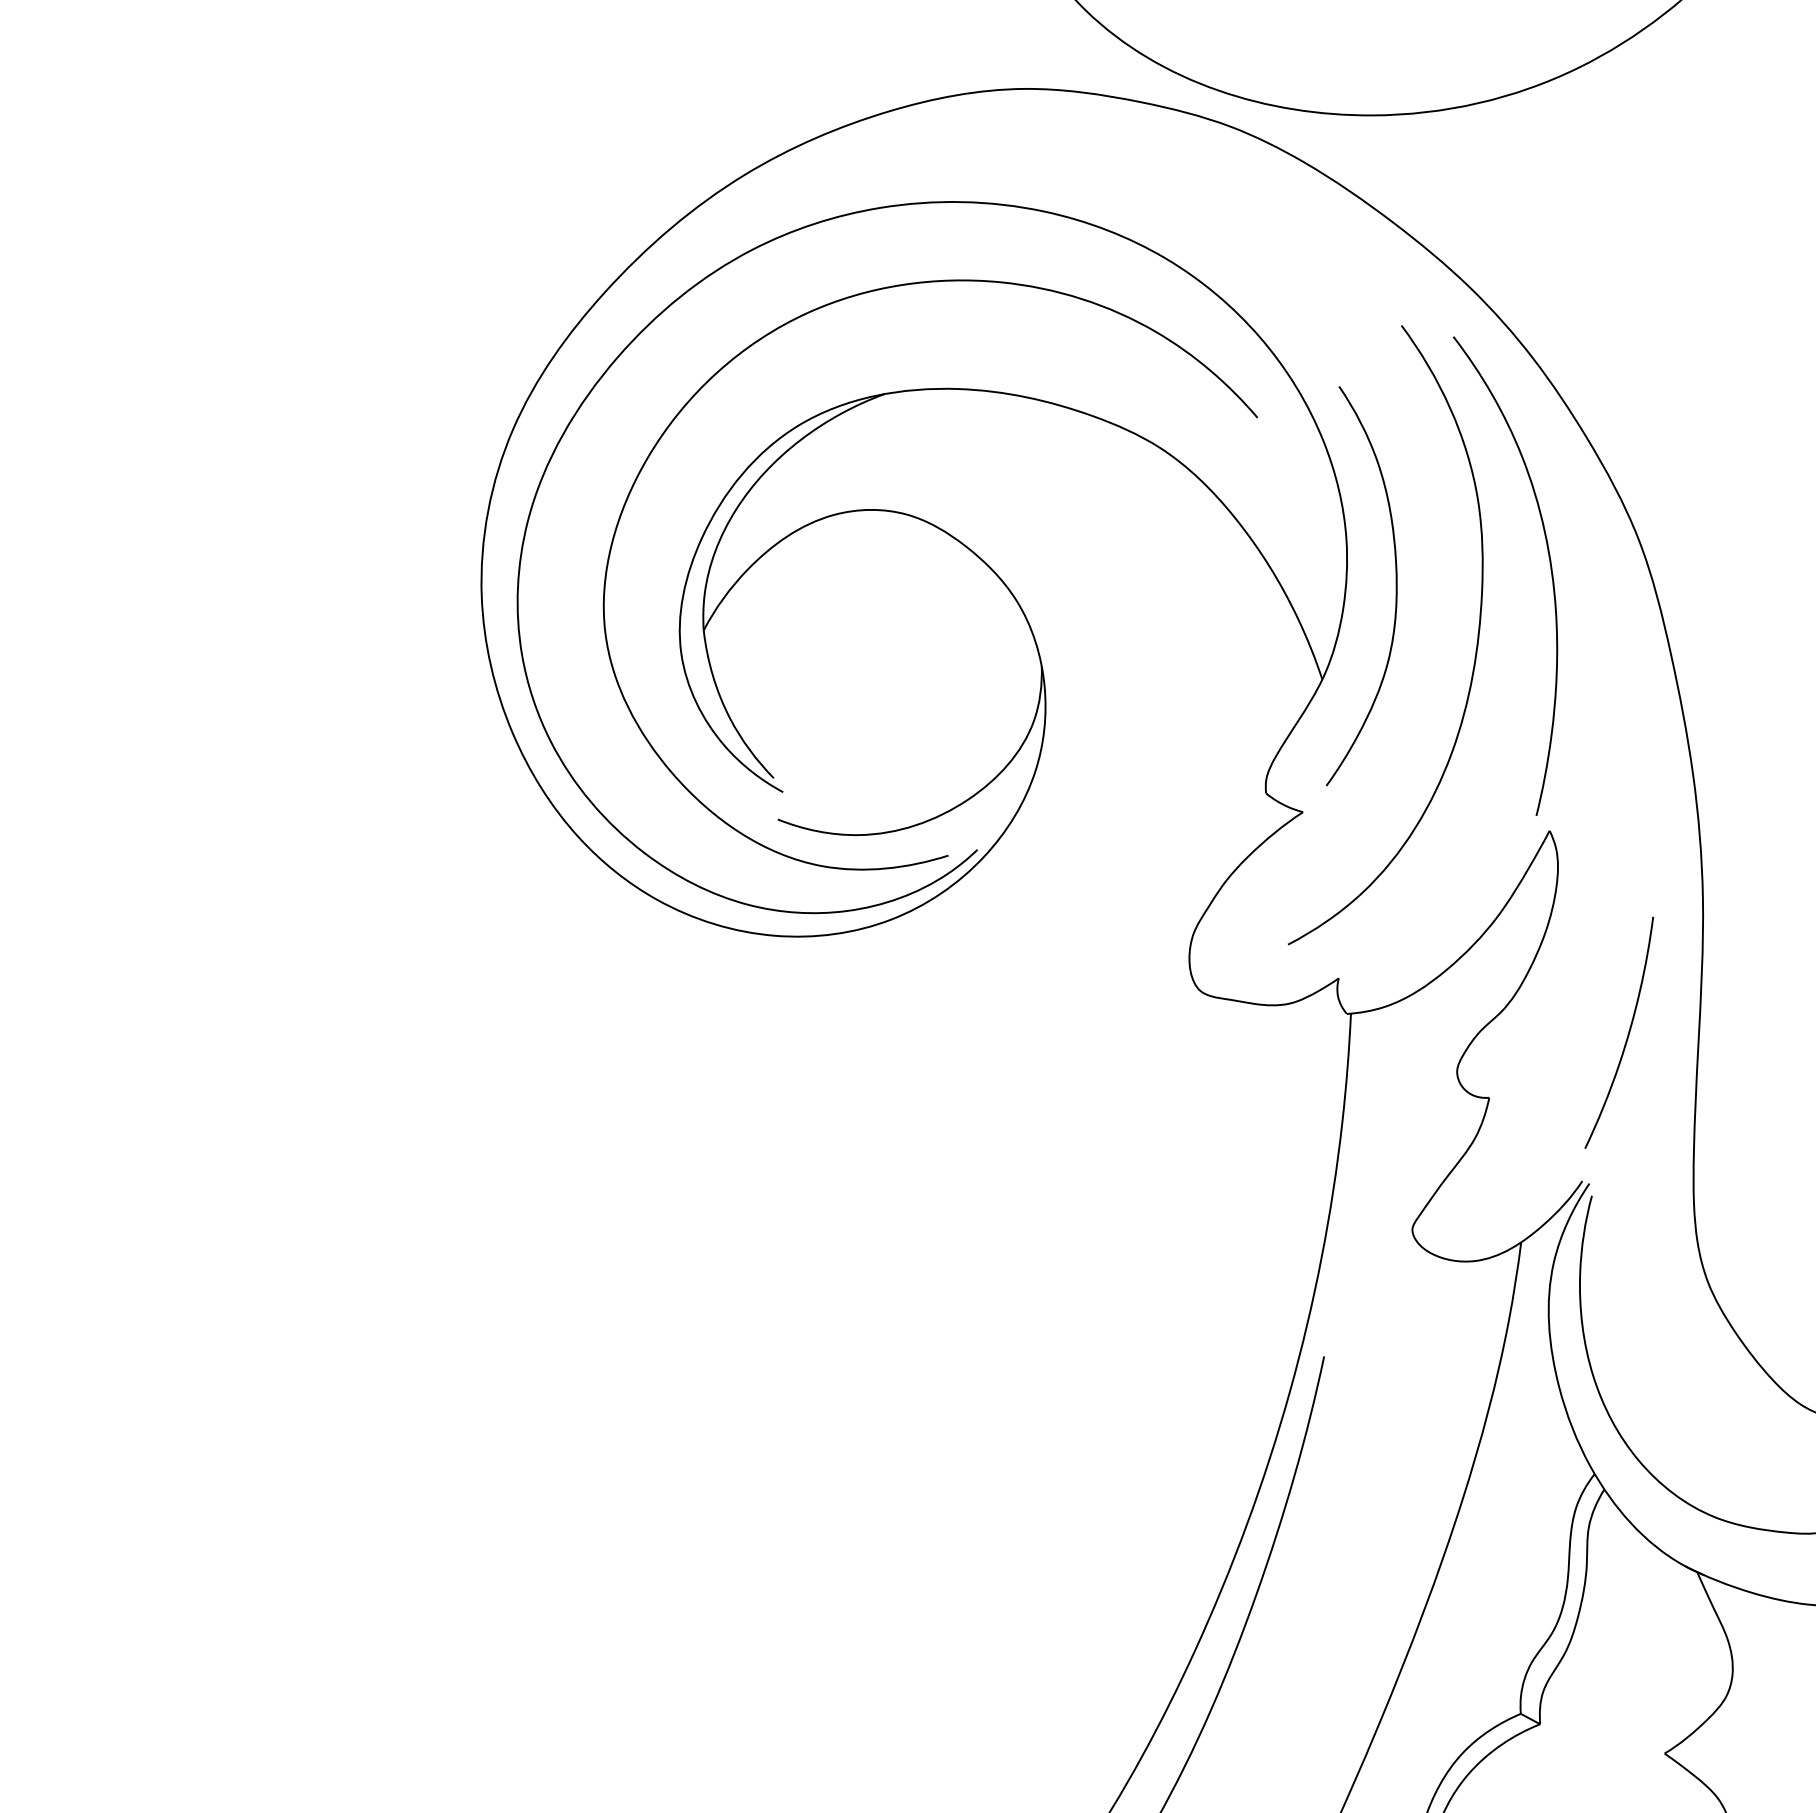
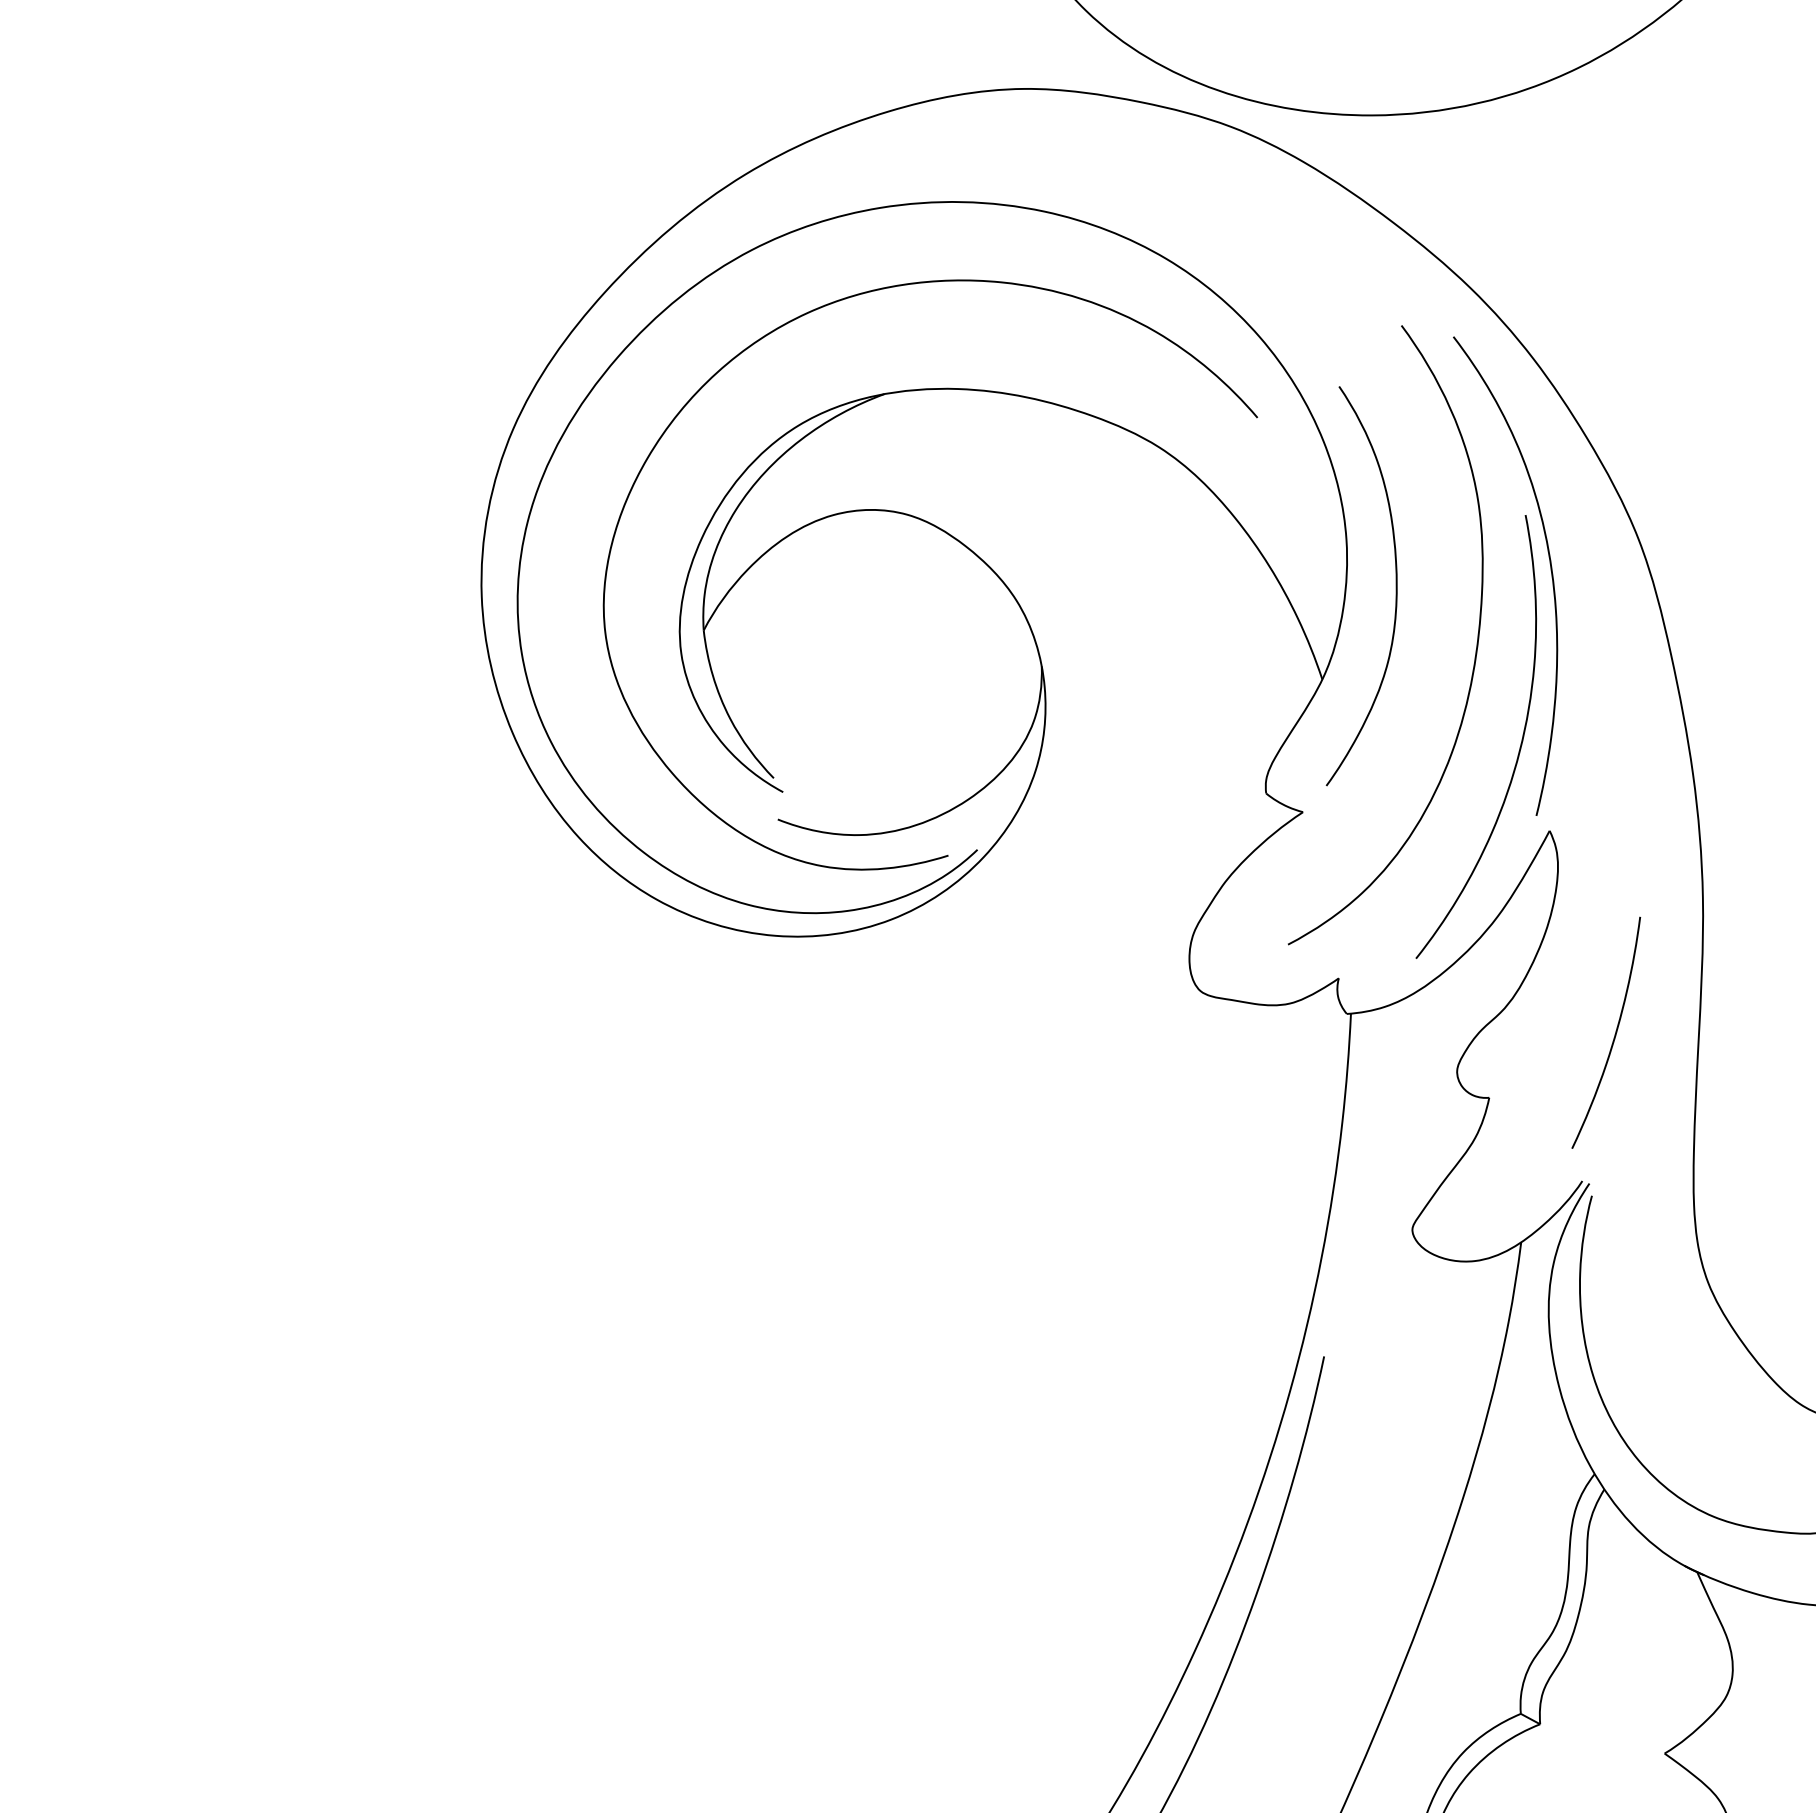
curve: none -> present (1519, 747)
curve position: (1627, 1034) -> (1614, 1034) (1614, 1034)
